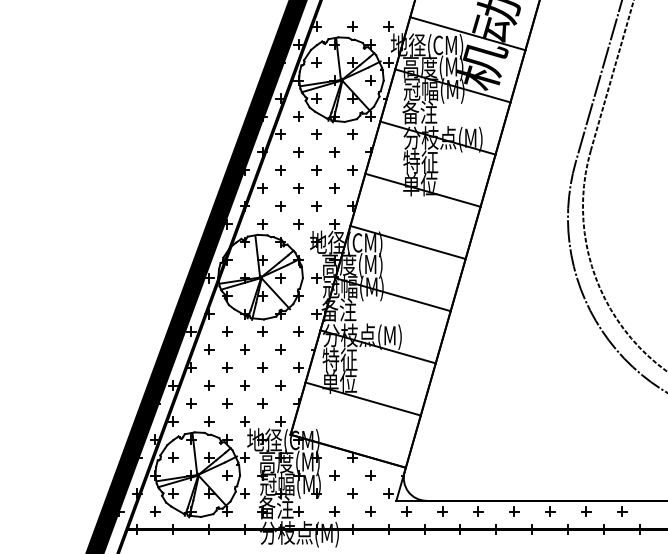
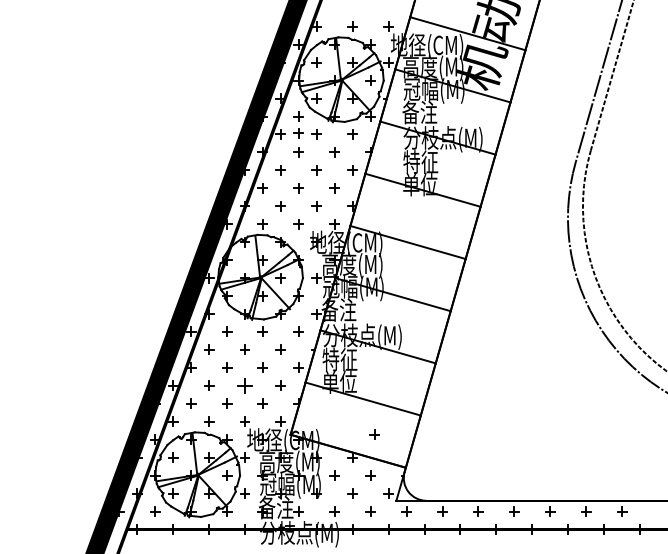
part: none -> present (298, 133)
part size: 10x11 px -> 16x16 px (244, 385)
part: none -> present (374, 434)
